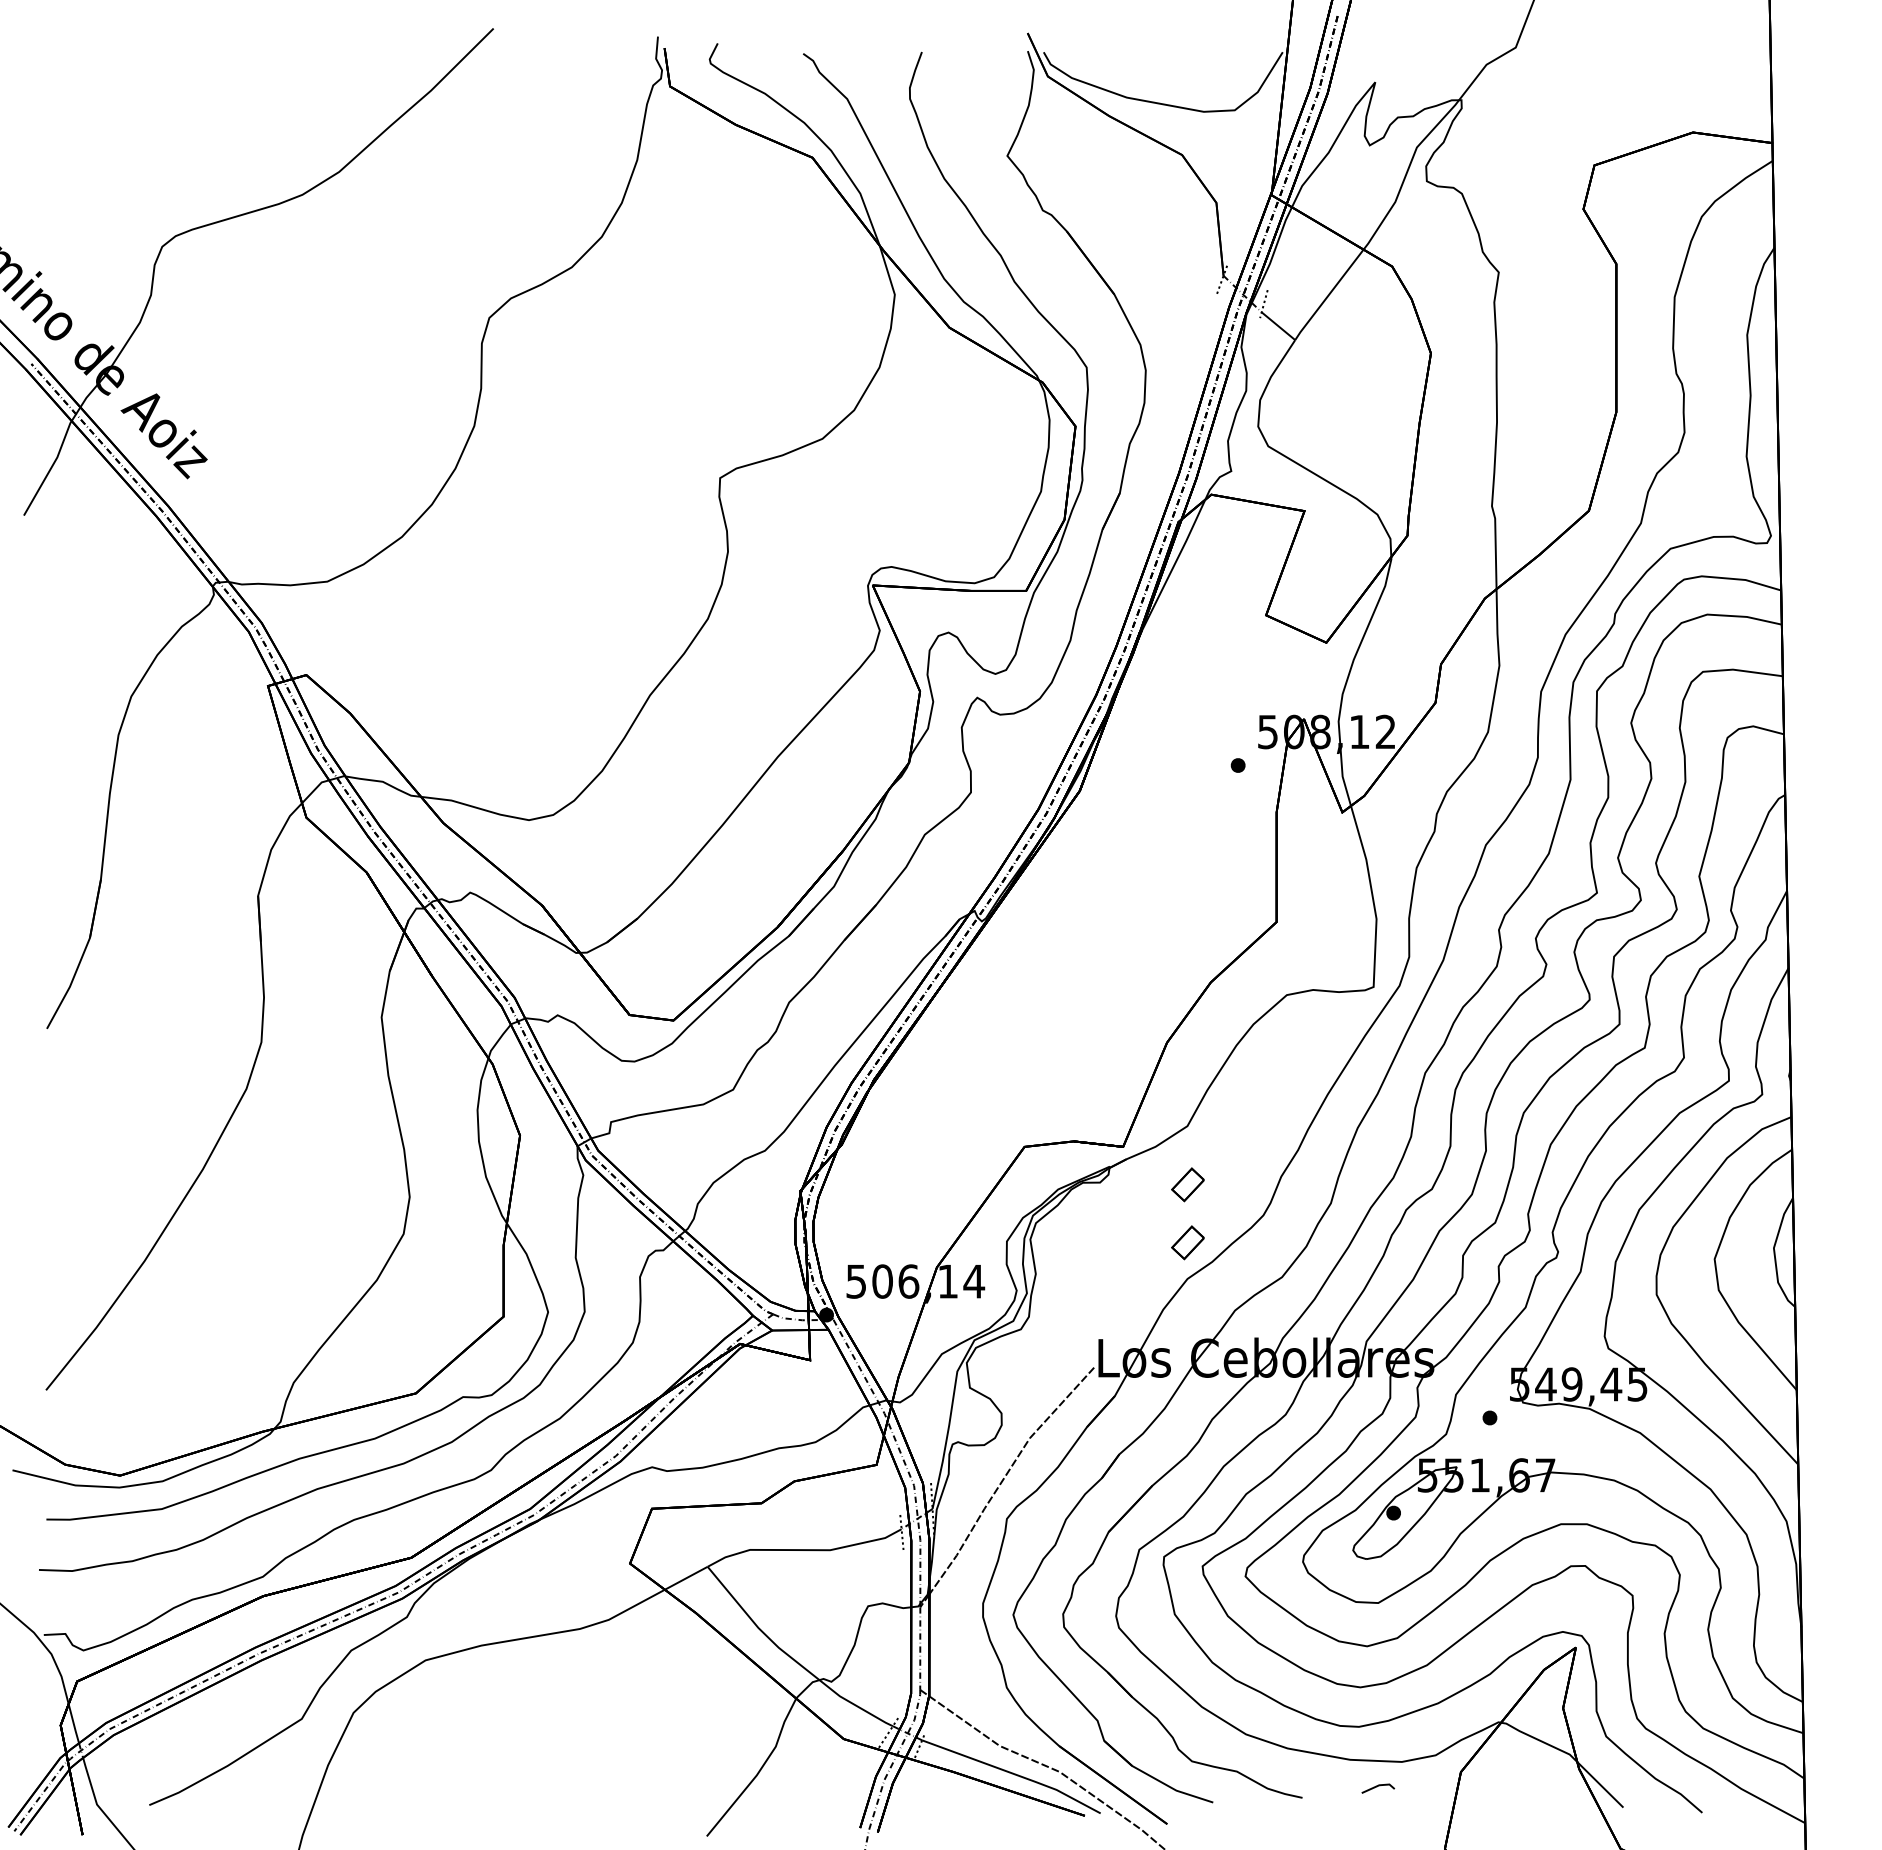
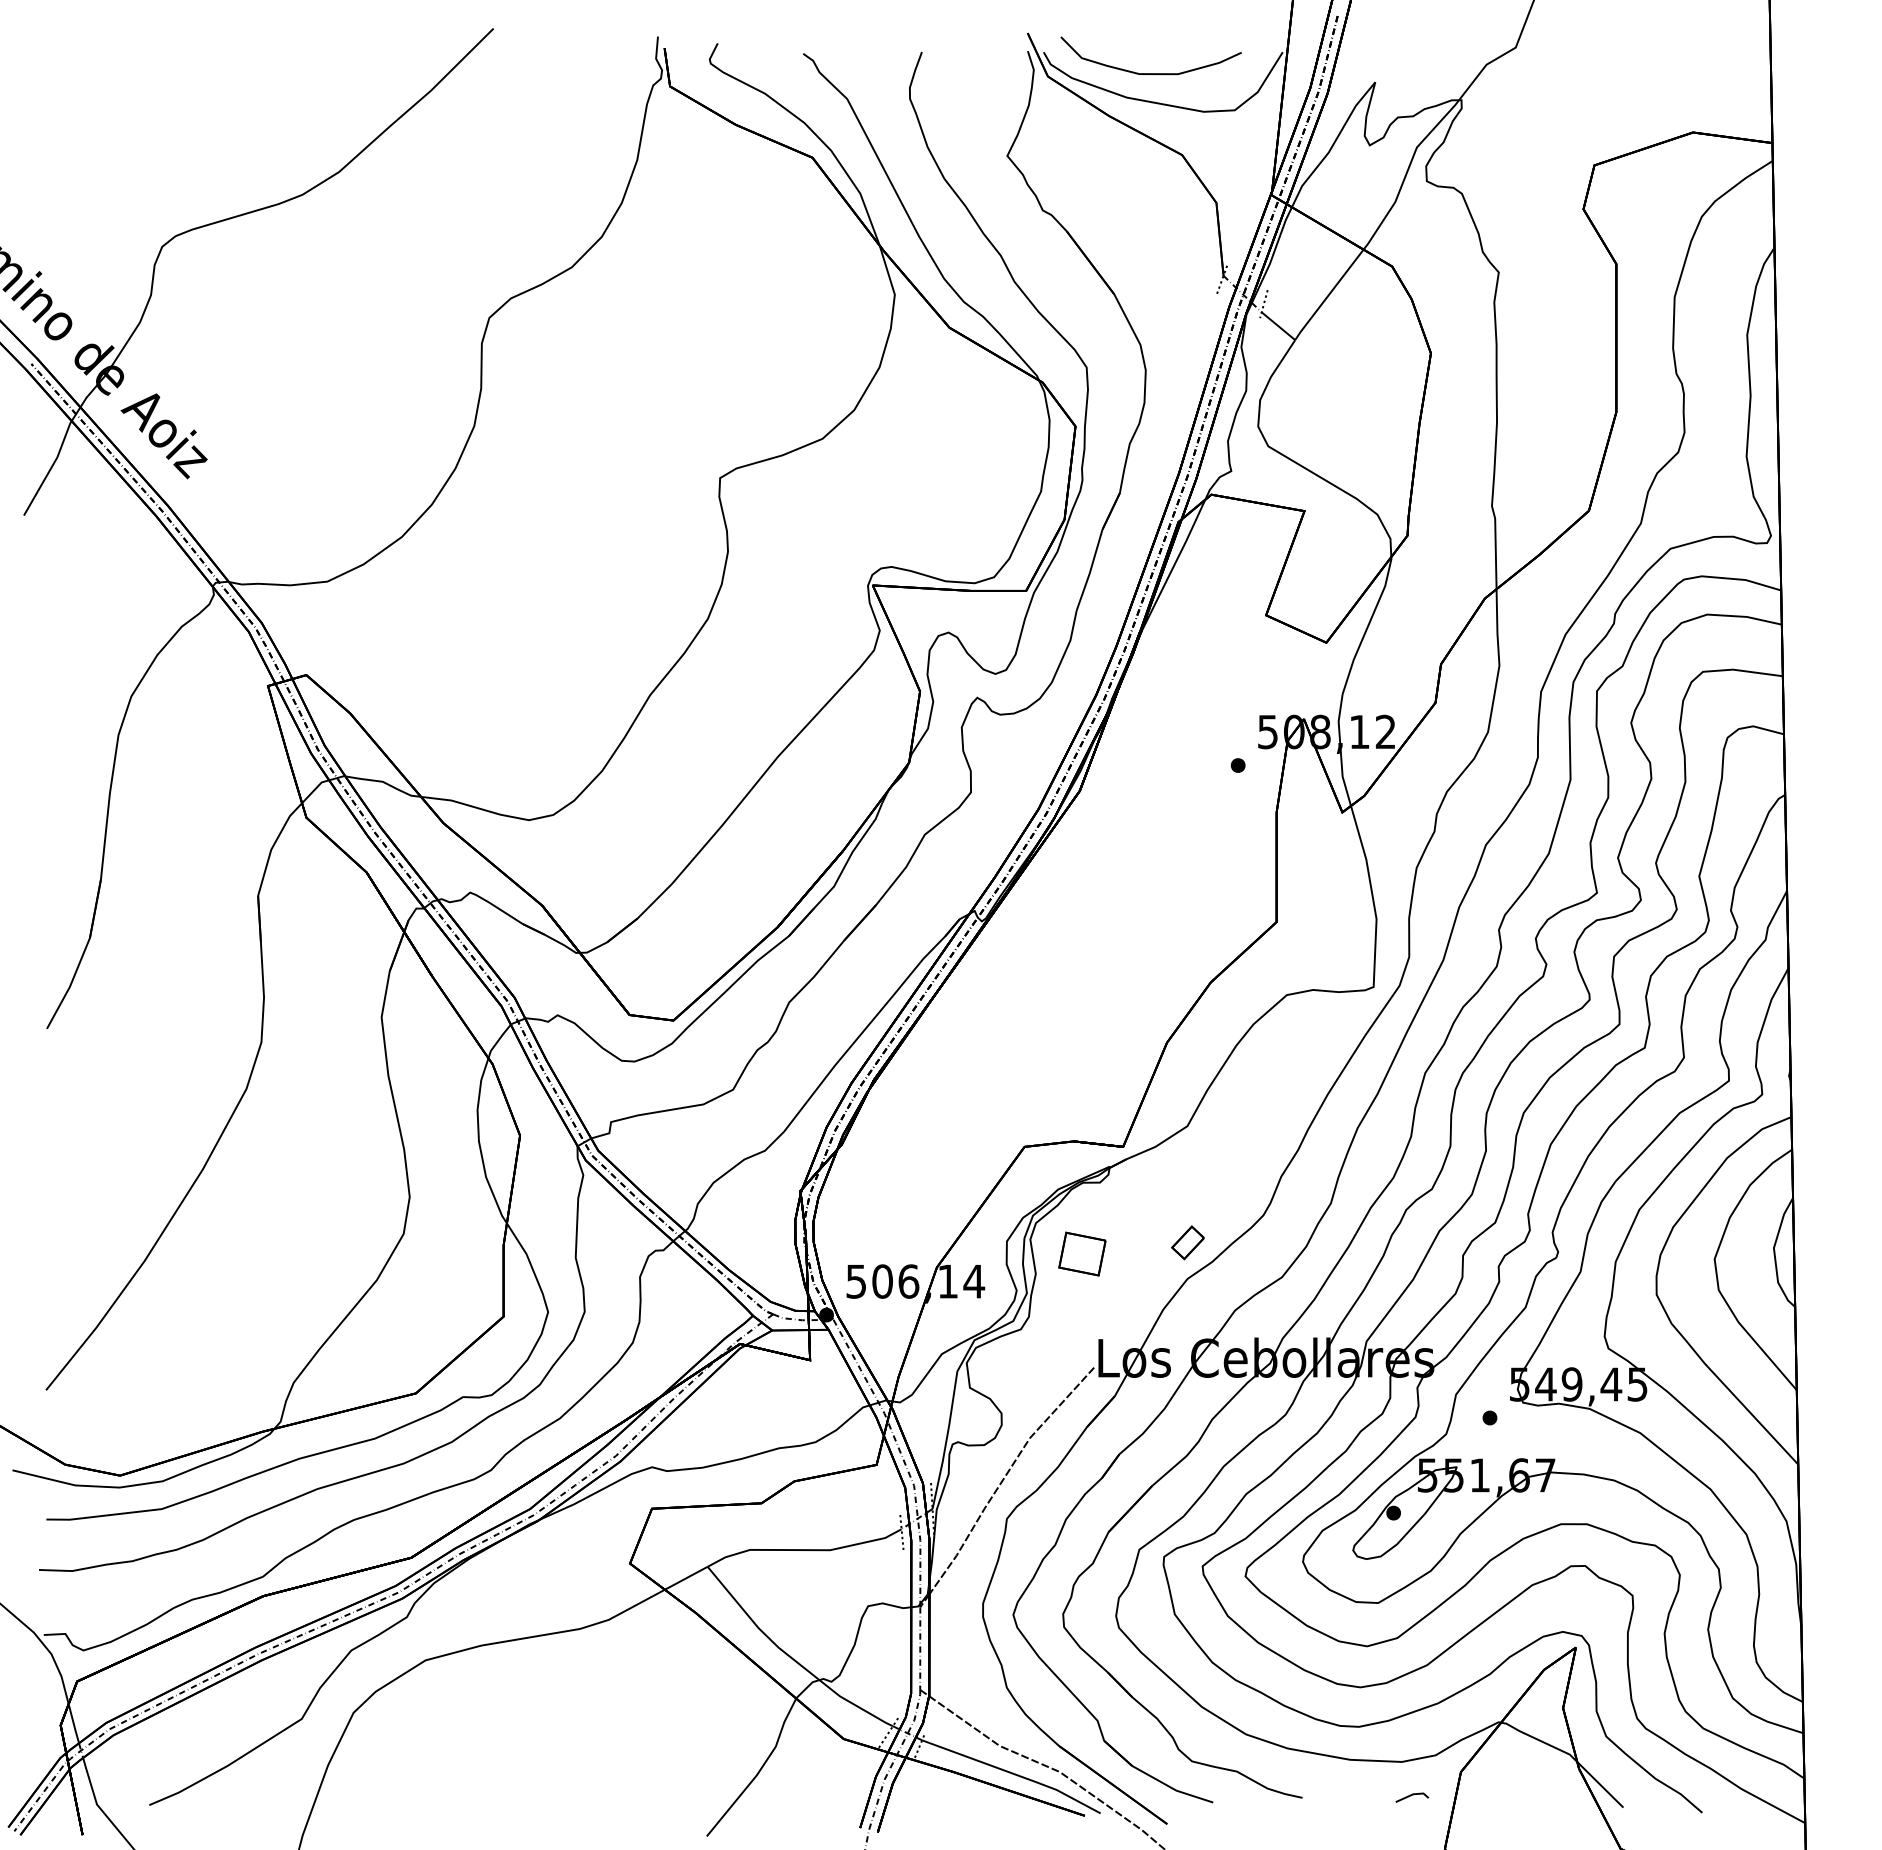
curve: none -> present (1150, 73)
part: present -> none (1187, 1184)
part: none -> present (1082, 1253)
line position: (1377, 1787) -> (1411, 1796) (1411, 1796)
